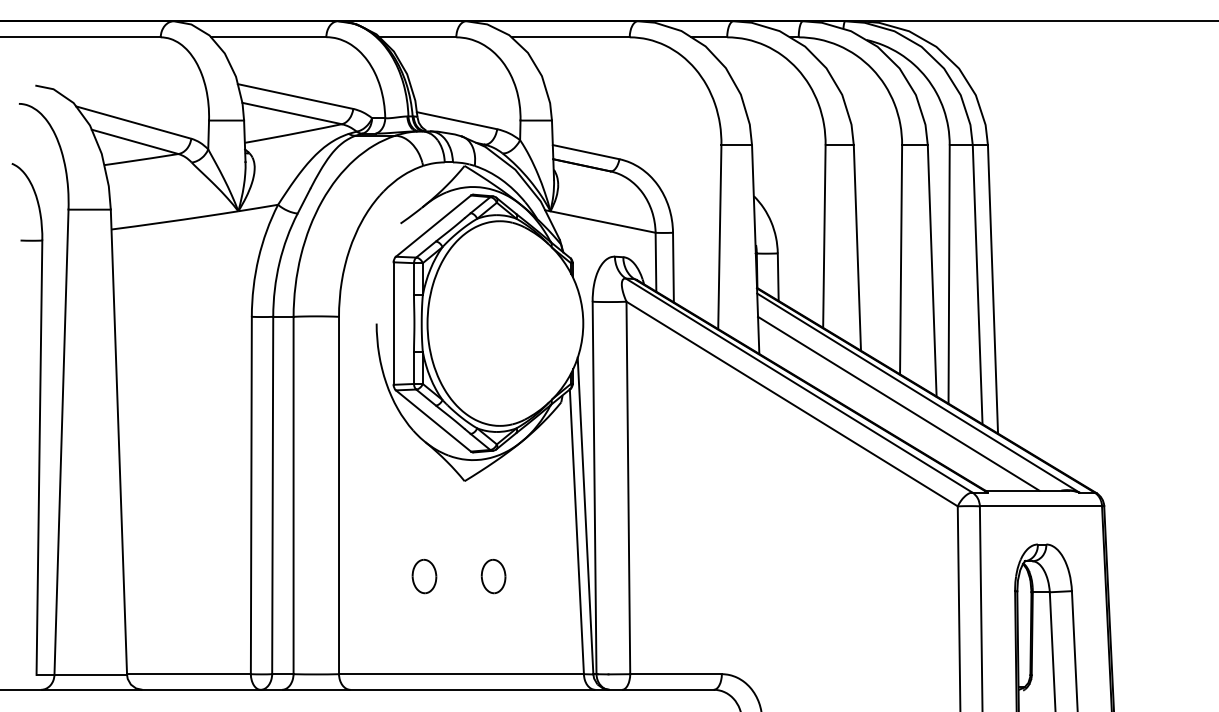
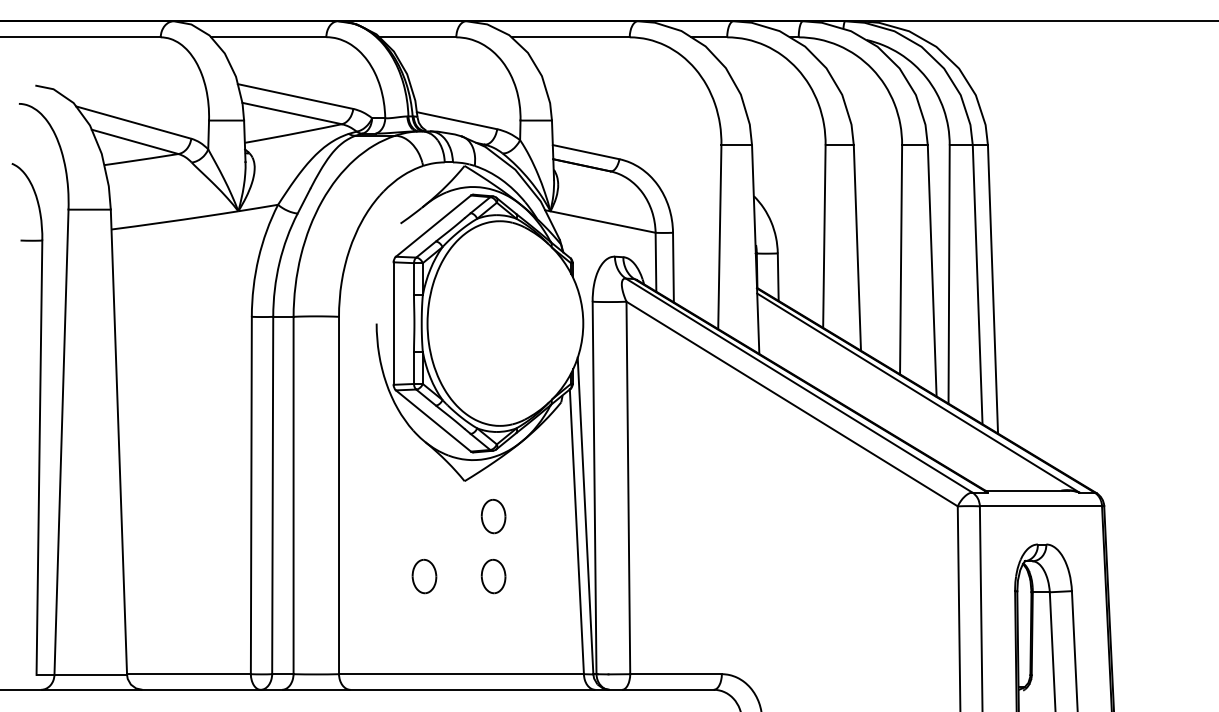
line: present -> none (898, 403)
part: none -> present (493, 516)
